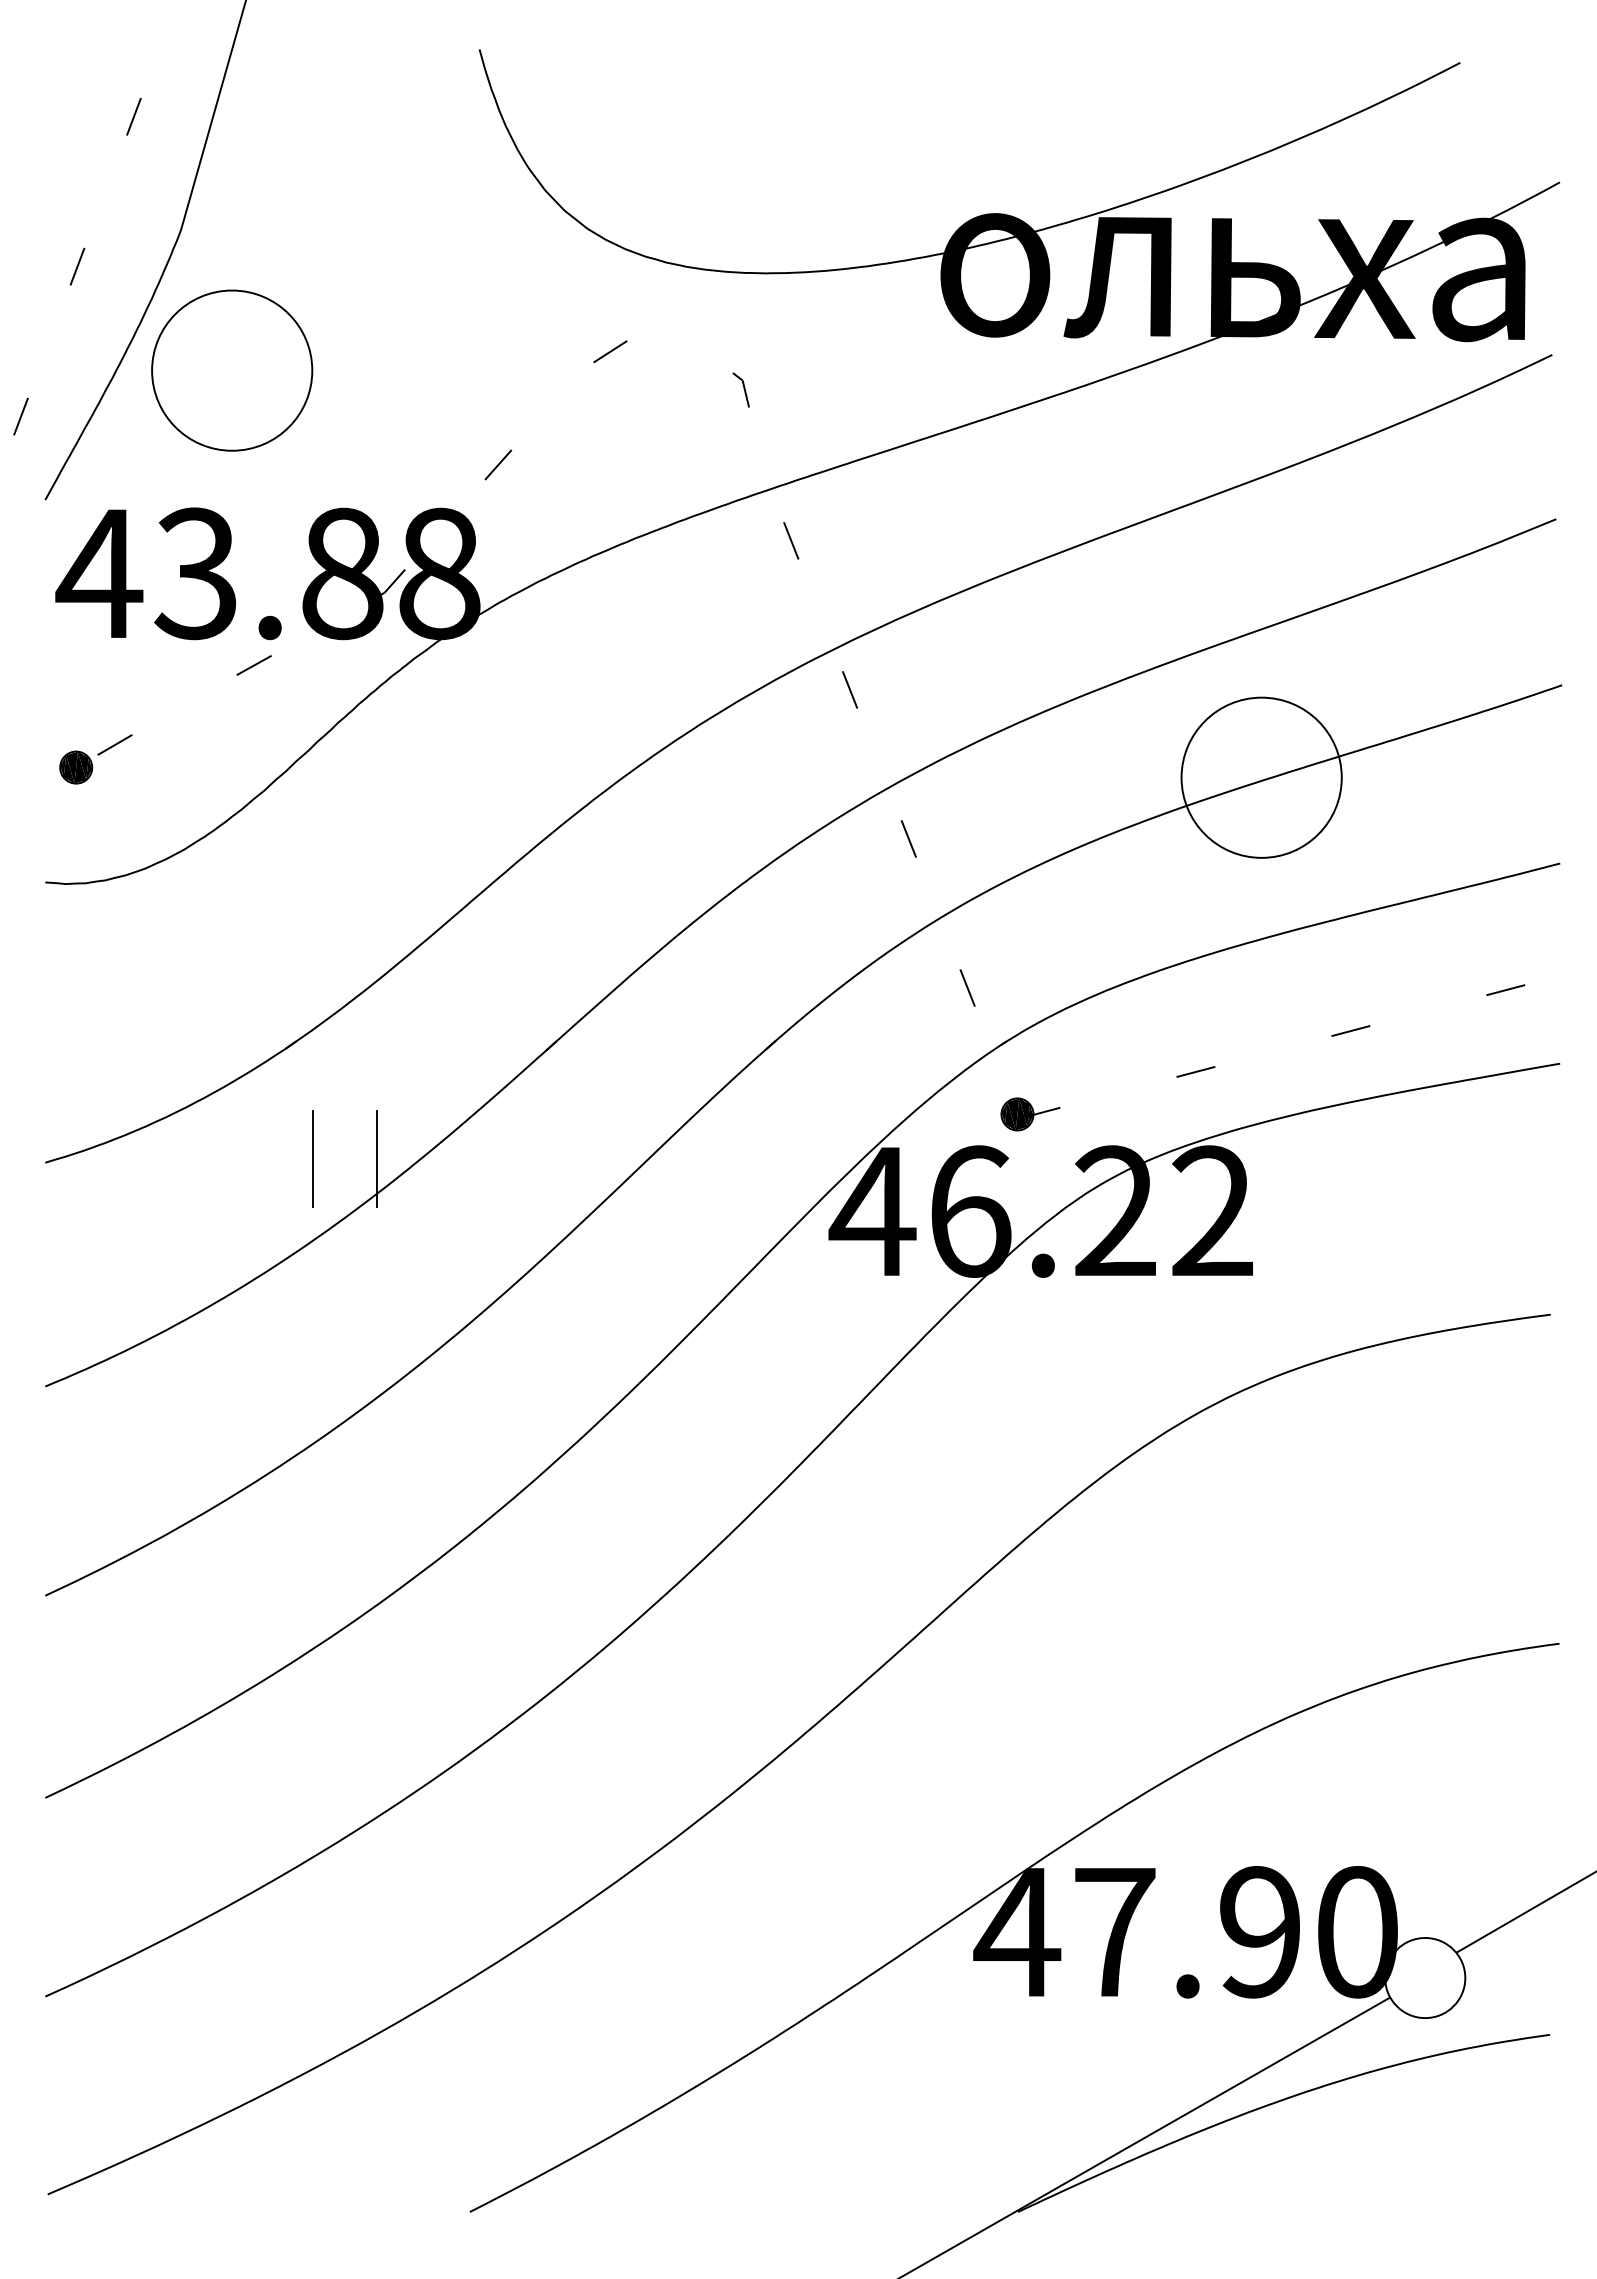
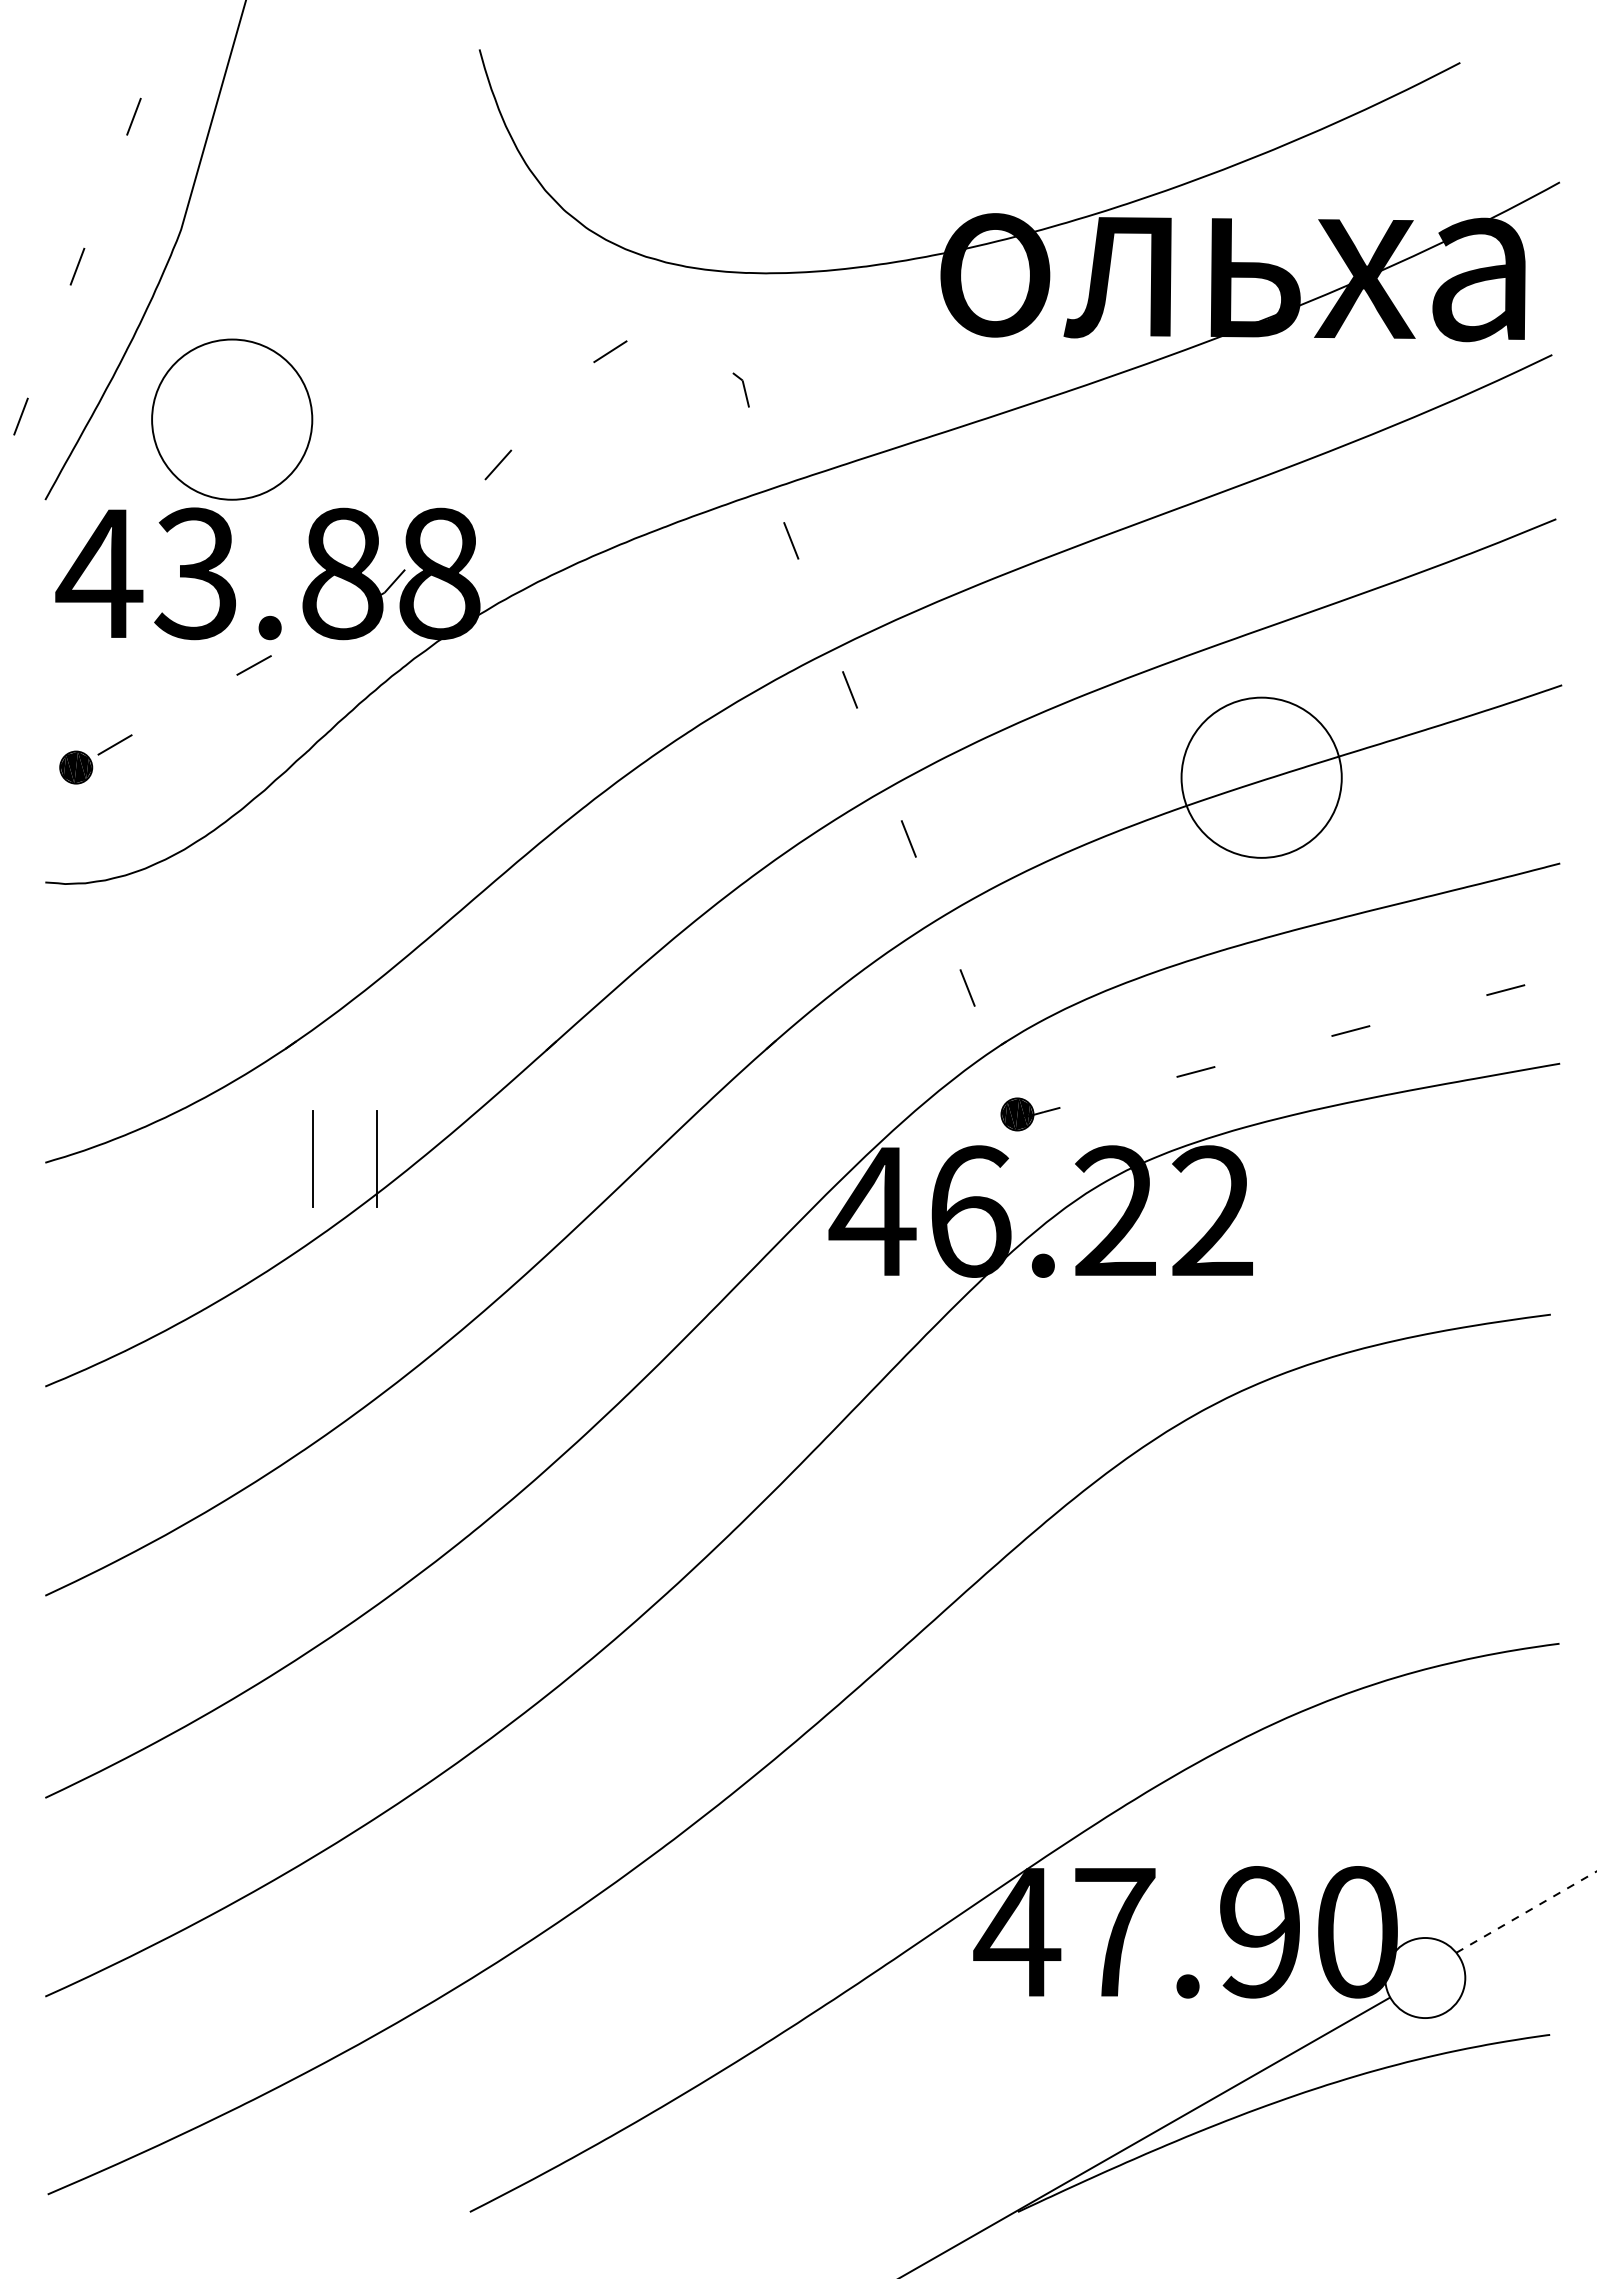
part position: (232, 370) -> (232, 419) (232, 419)
line: solid -> dashed (1526, 1912)
